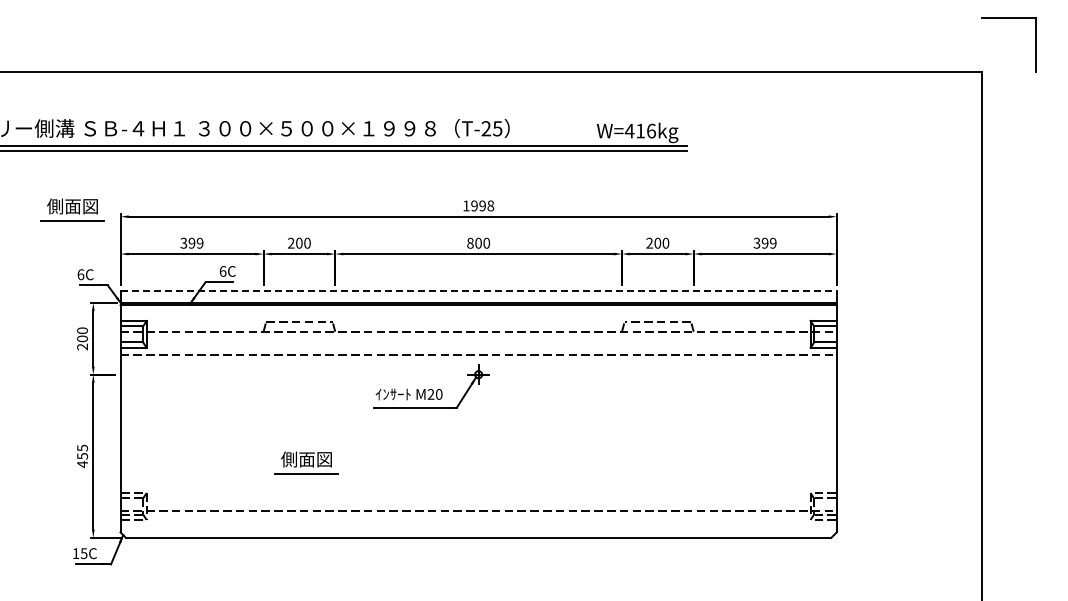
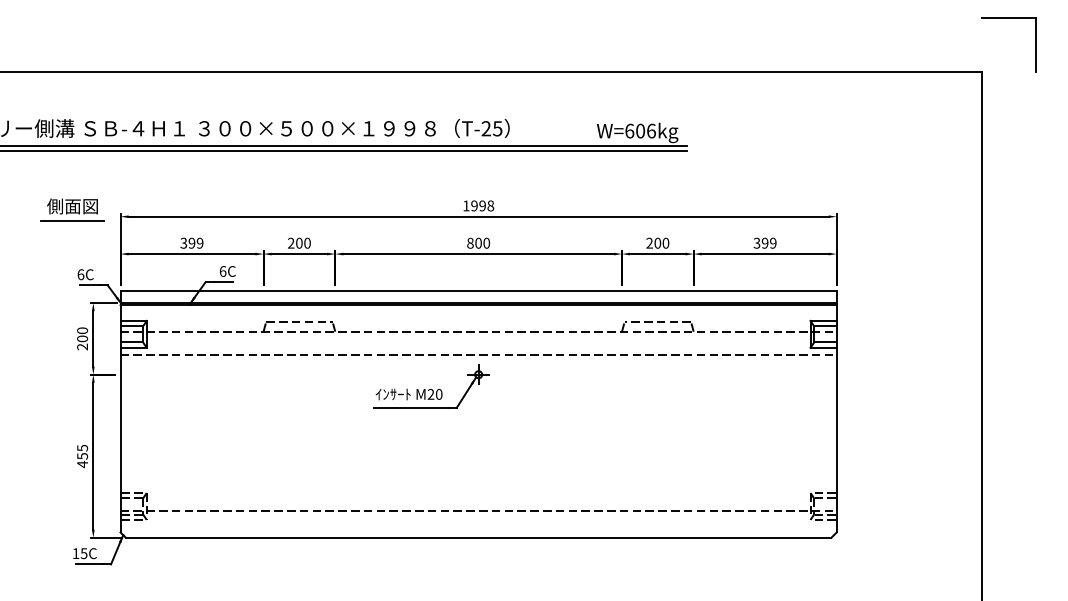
text: W=416kg -> W=606kg (634, 130)
line: dashed -> solid (479, 290)
part: present -> none (306, 462)
